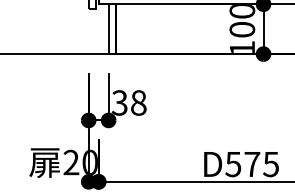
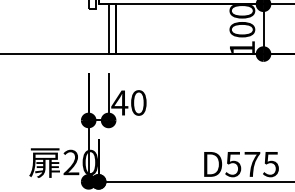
text: 38 -> 40 (128, 102)
